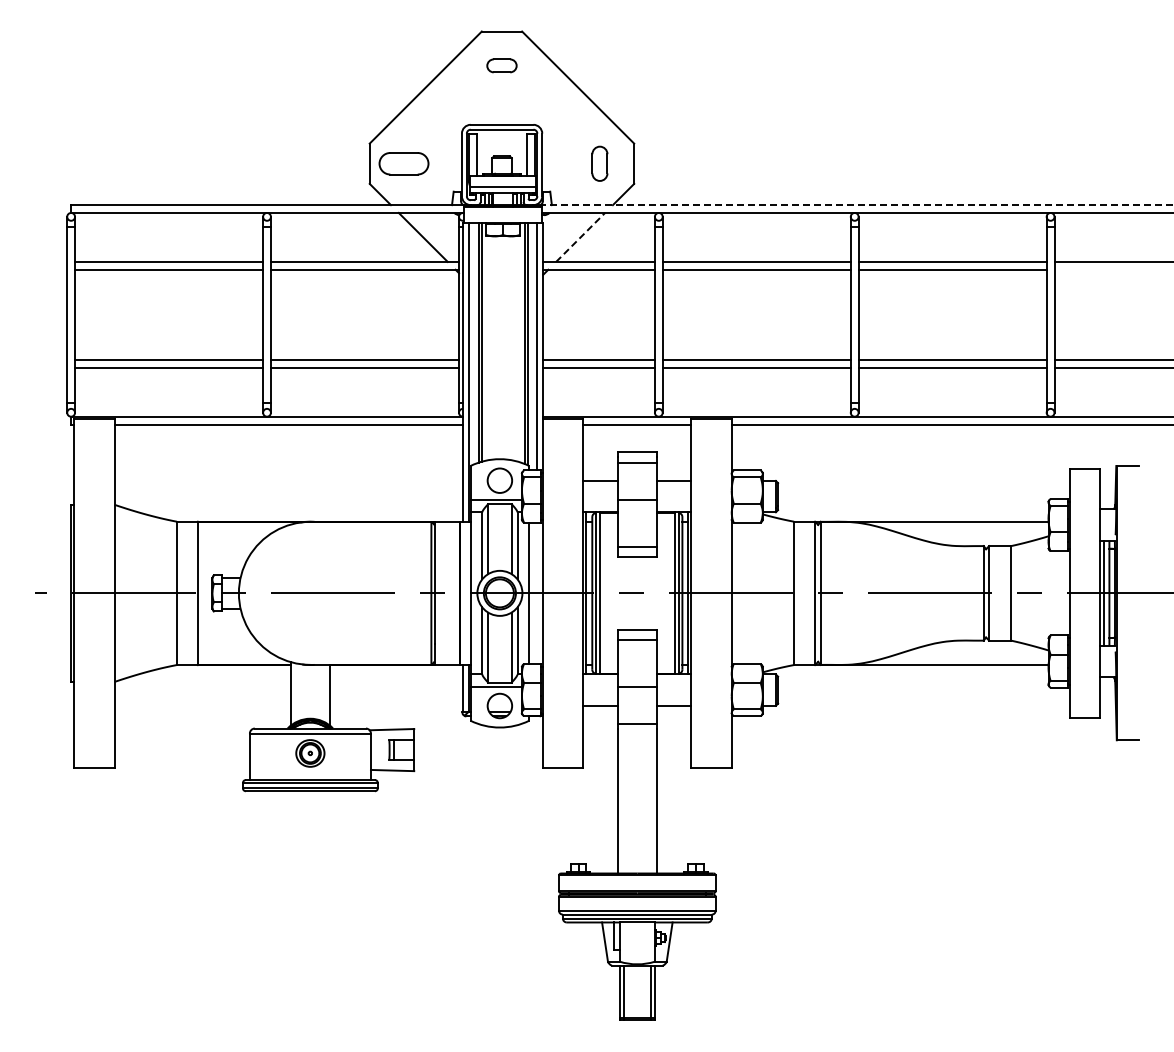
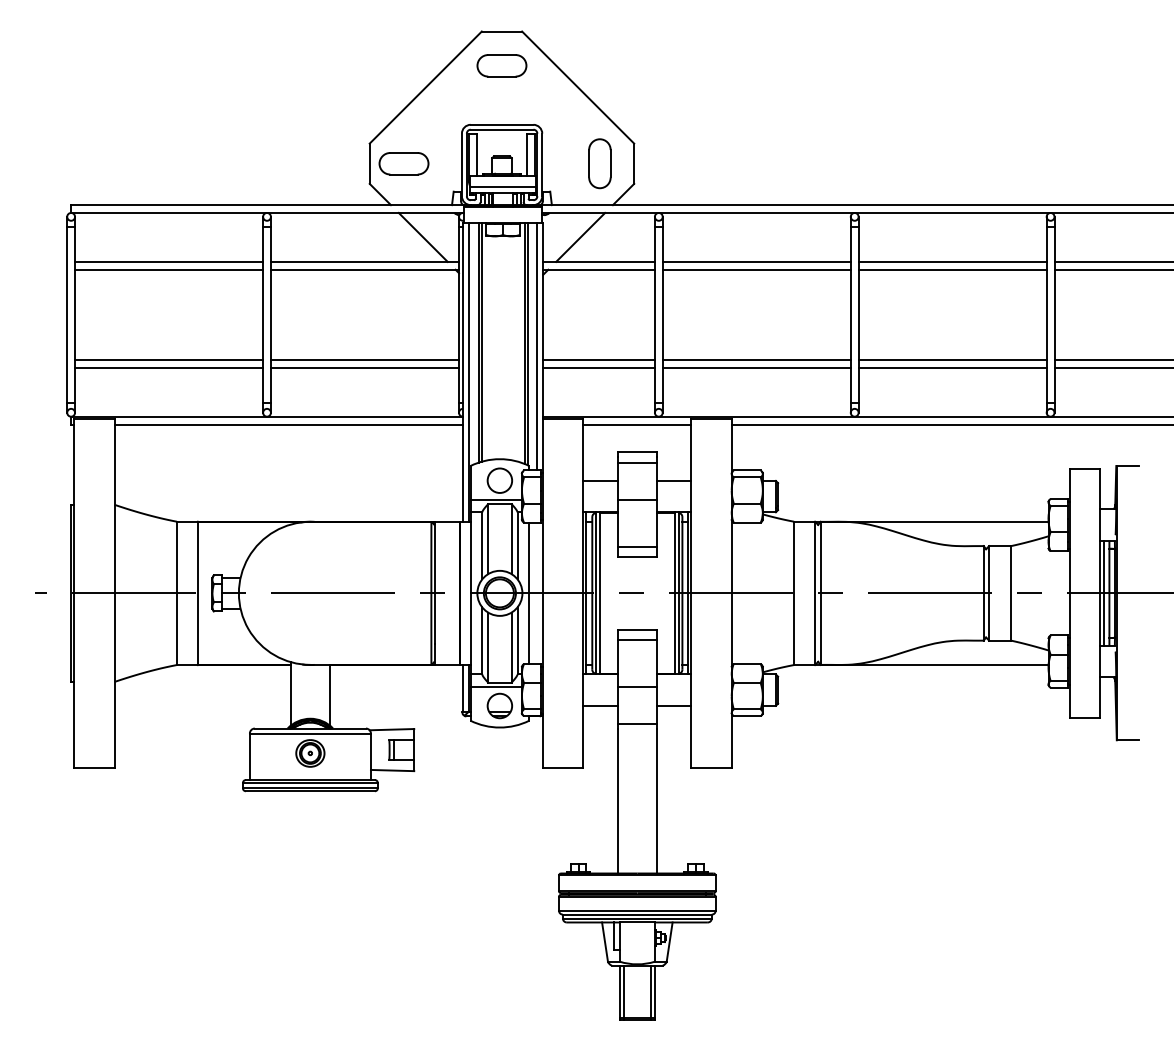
part size: 32x16 px -> 52x24 px (501, 65)
part size: 18x37 px -> 24x52 px (599, 163)
line: dashed -> solid (857, 205)
line: dashed -> solid (580, 237)
line: none -> present (1112, 269)
